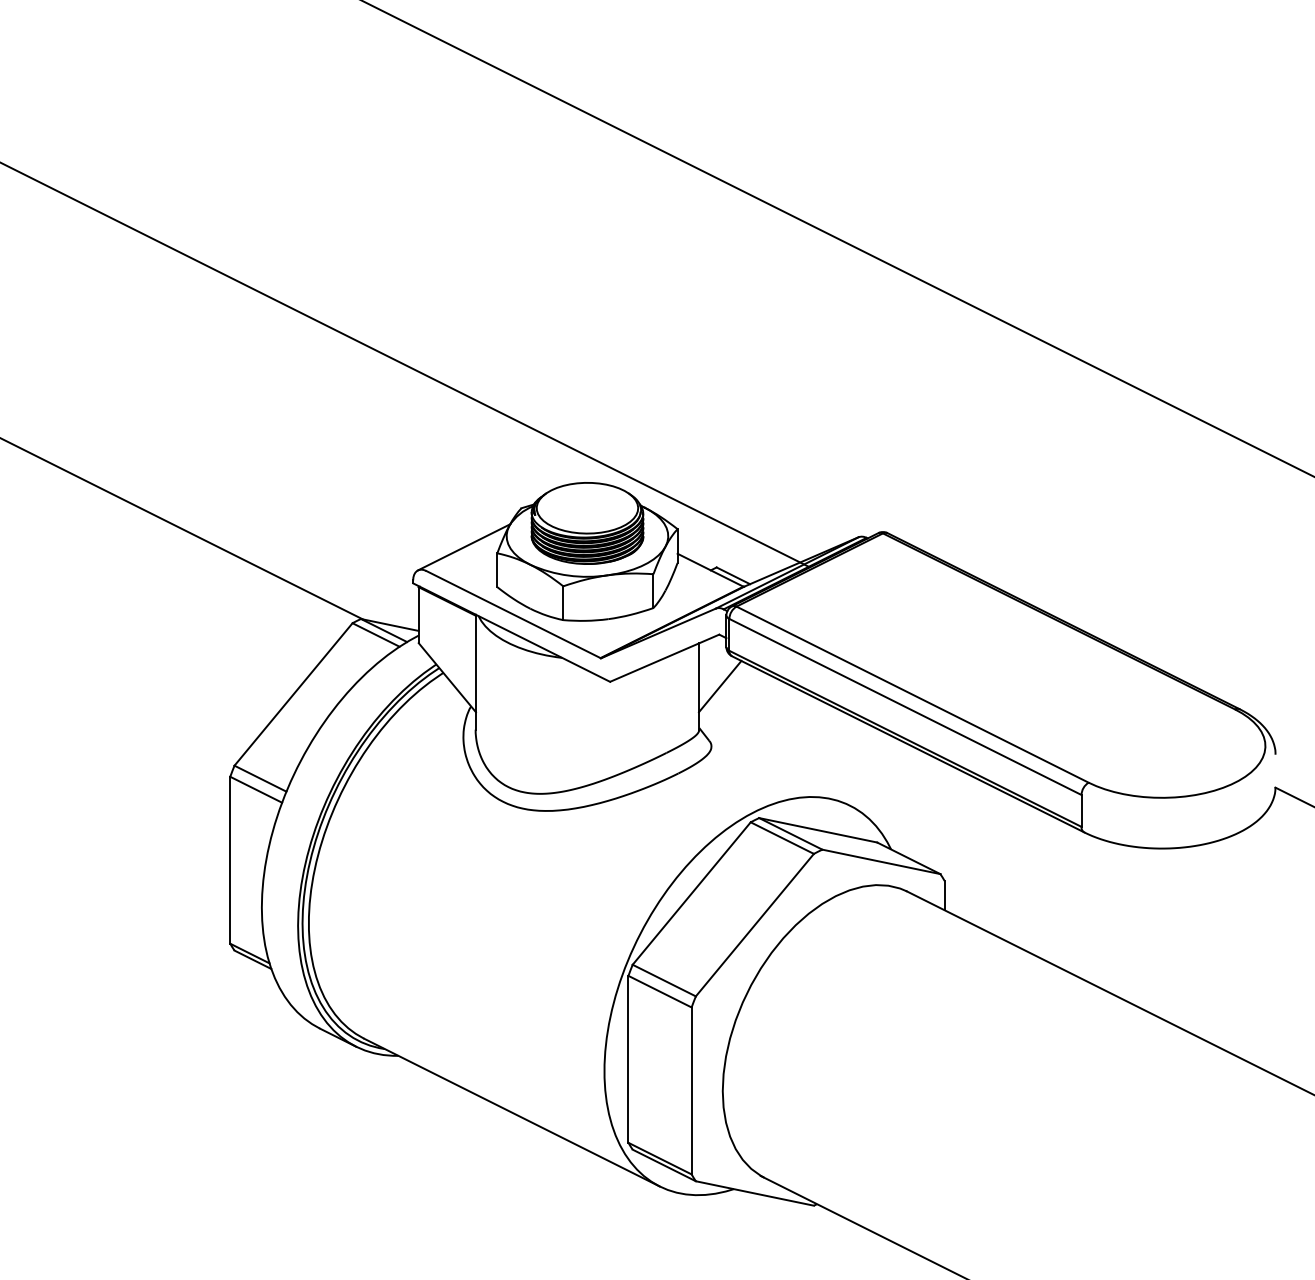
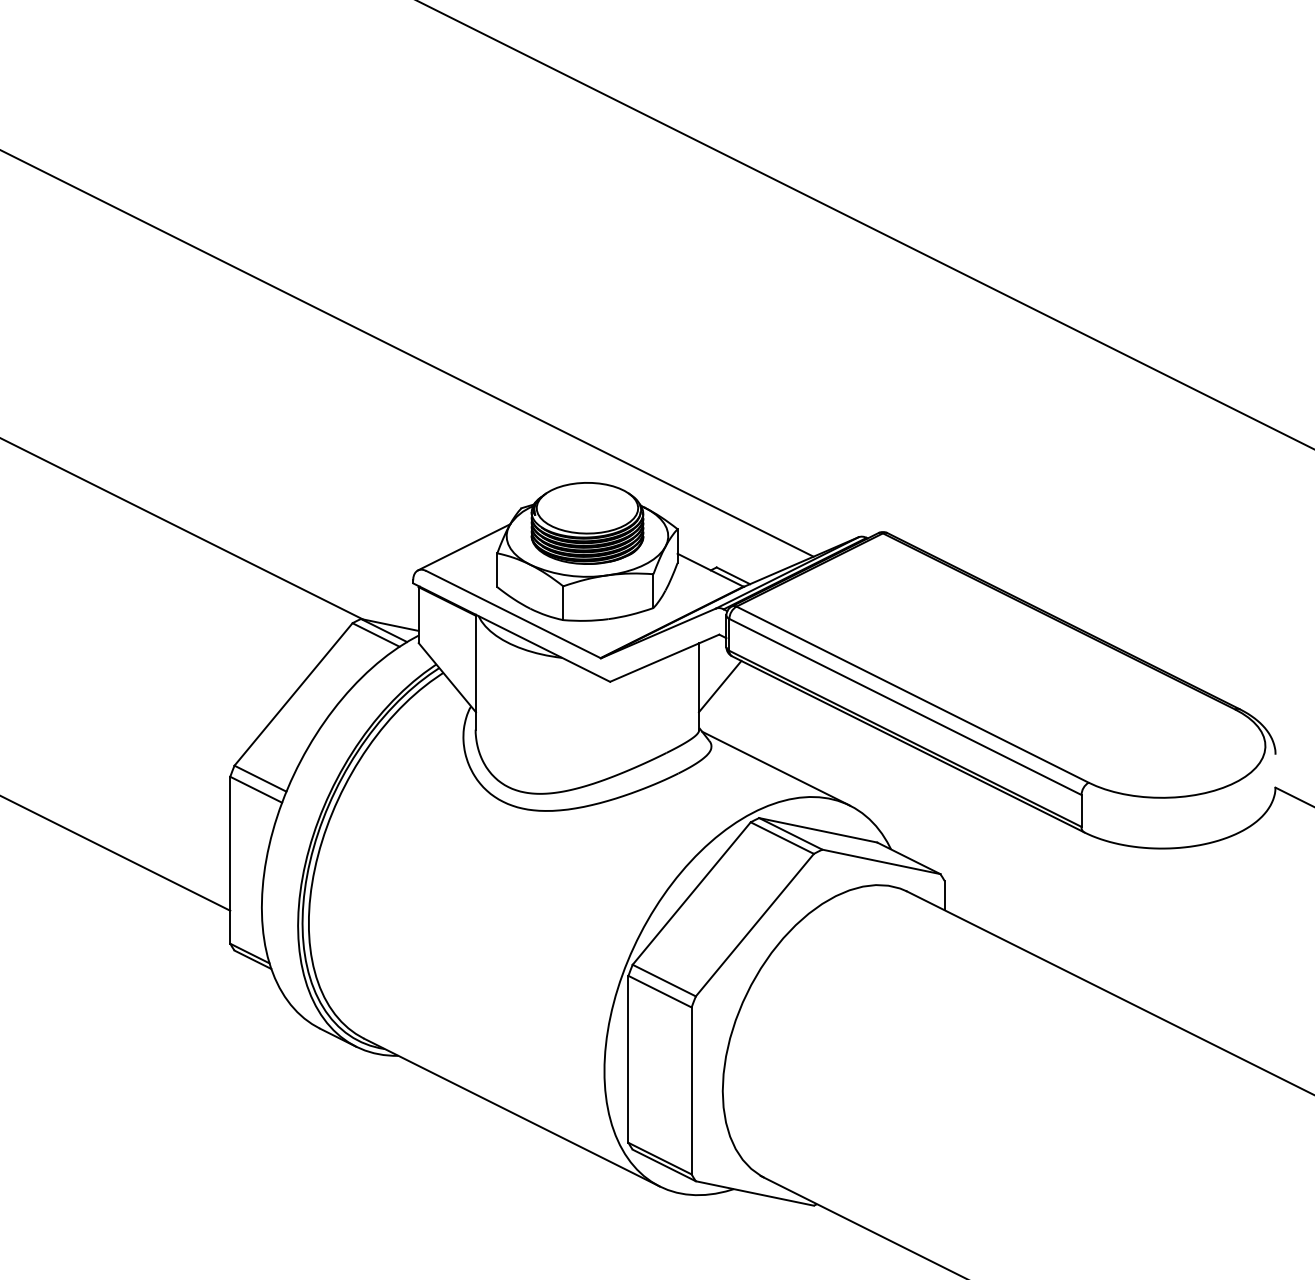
line position: (837, 238) -> (865, 224) (865, 224)
line position: (405, 364) -> (407, 353) (407, 353)
line: none -> present (776, 768)
line: none -> present (116, 853)
